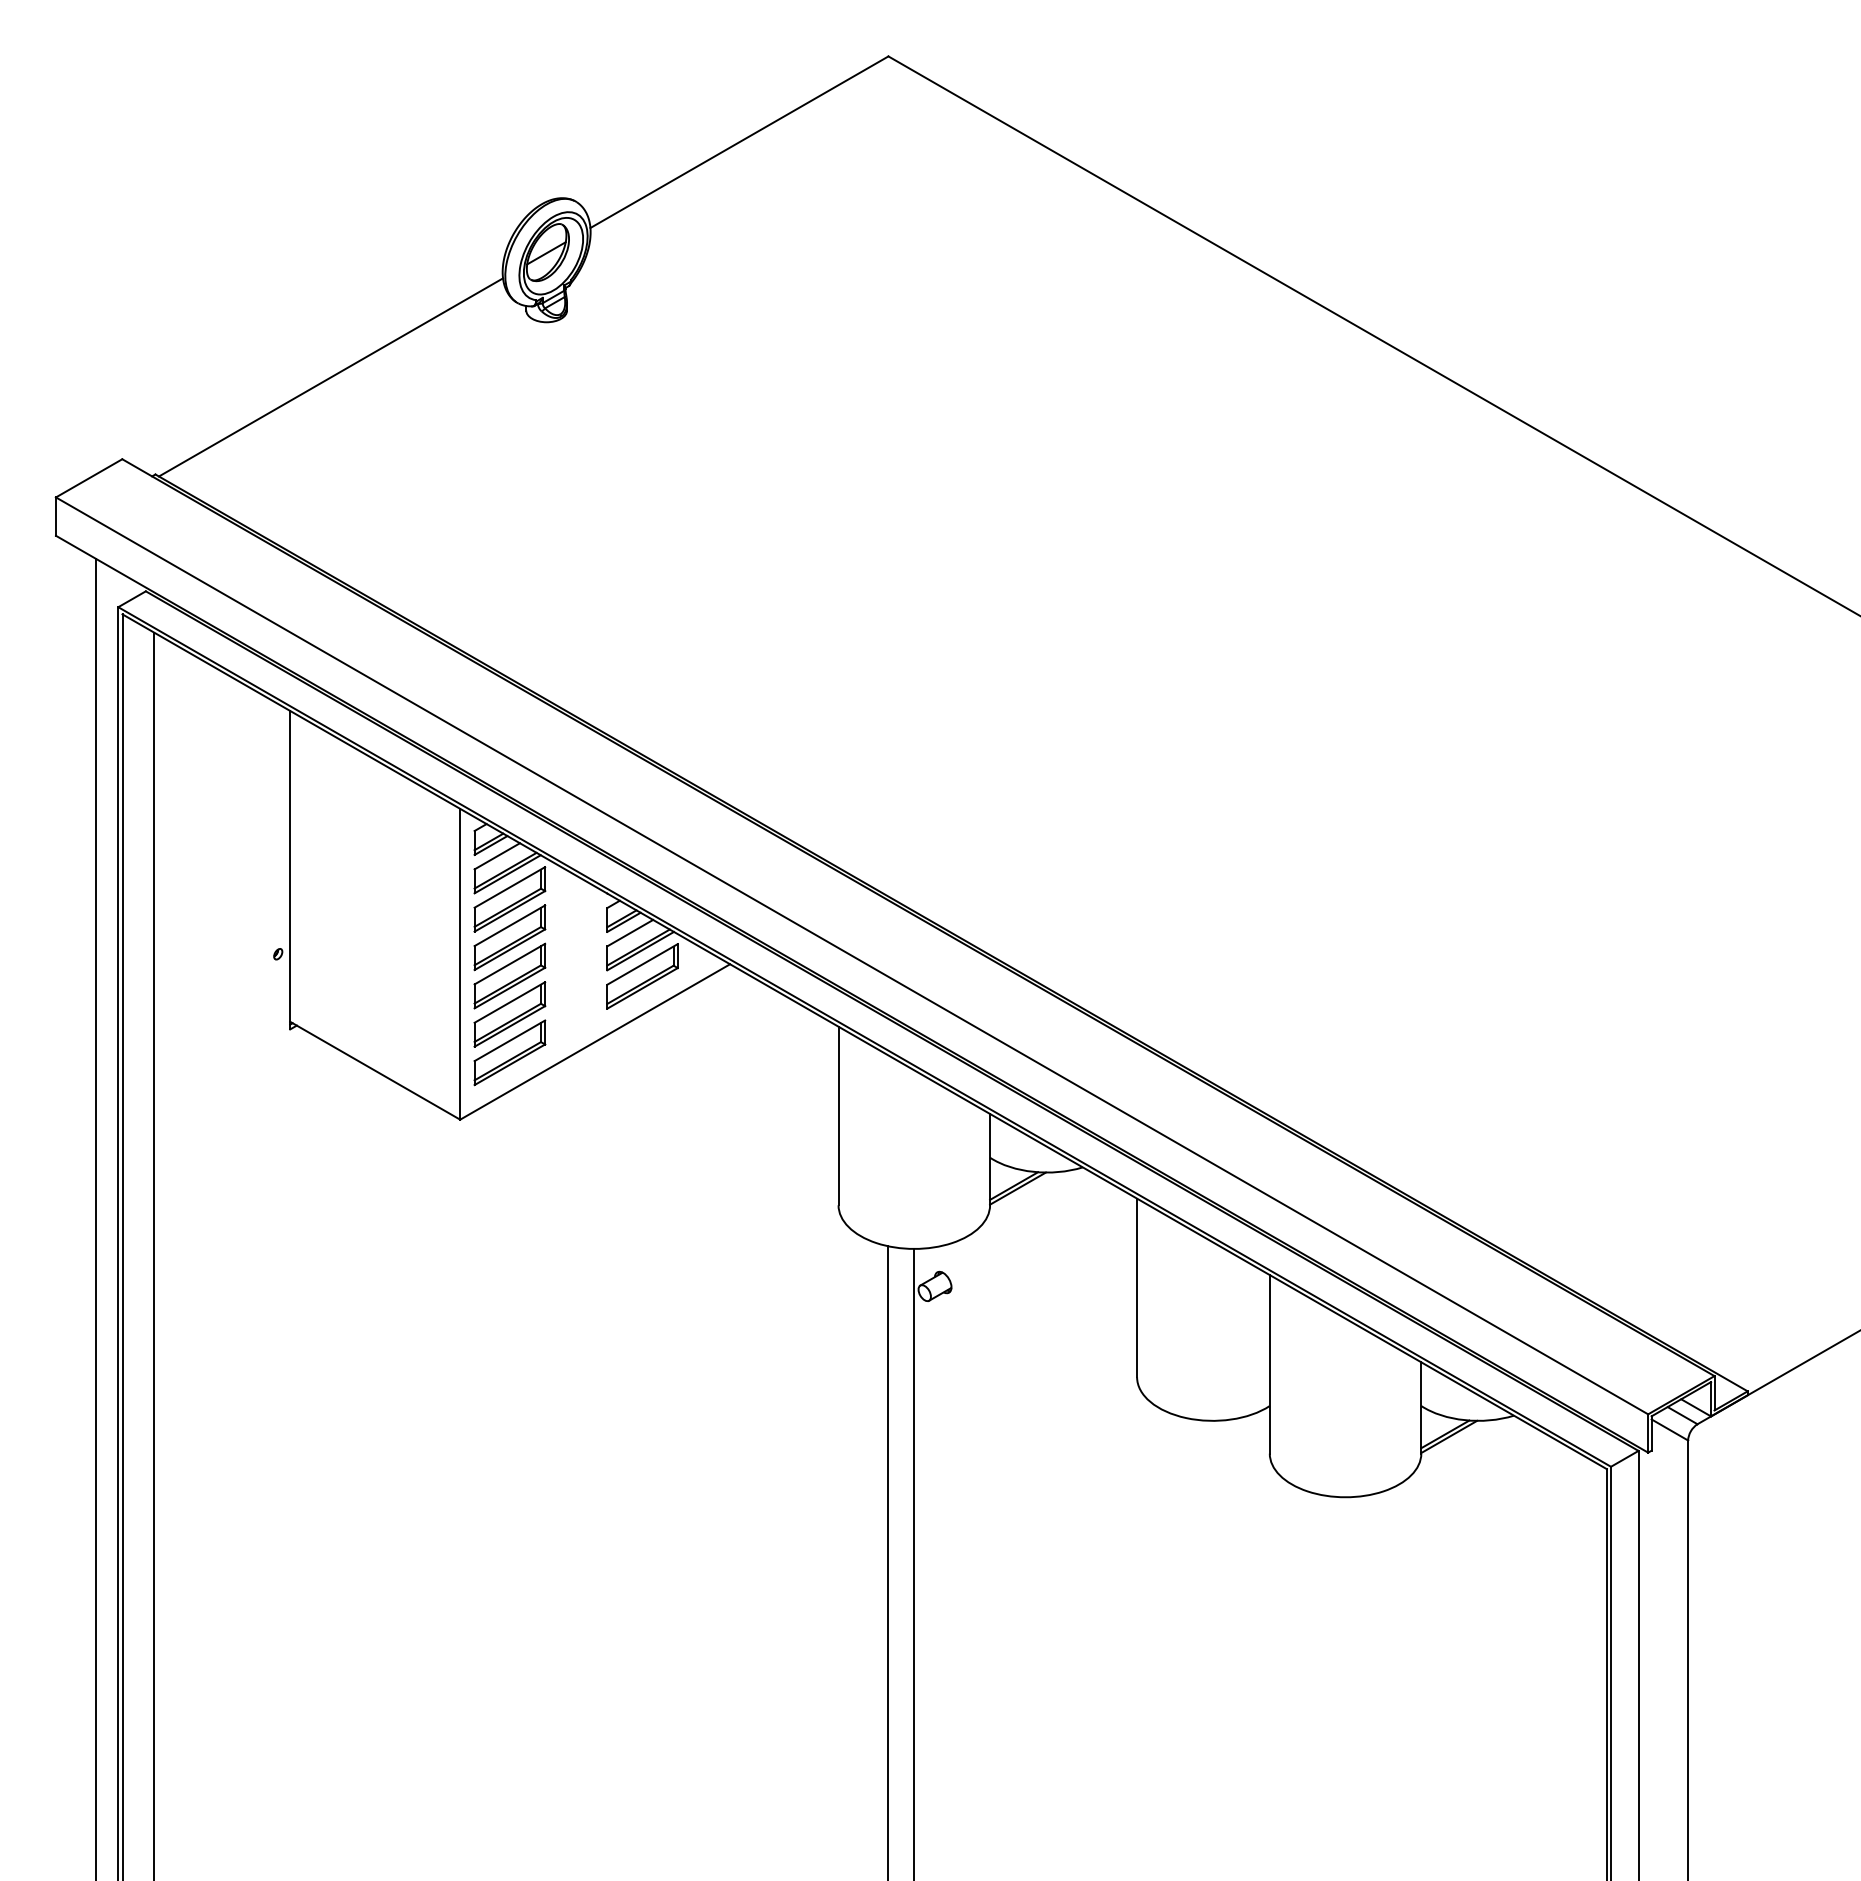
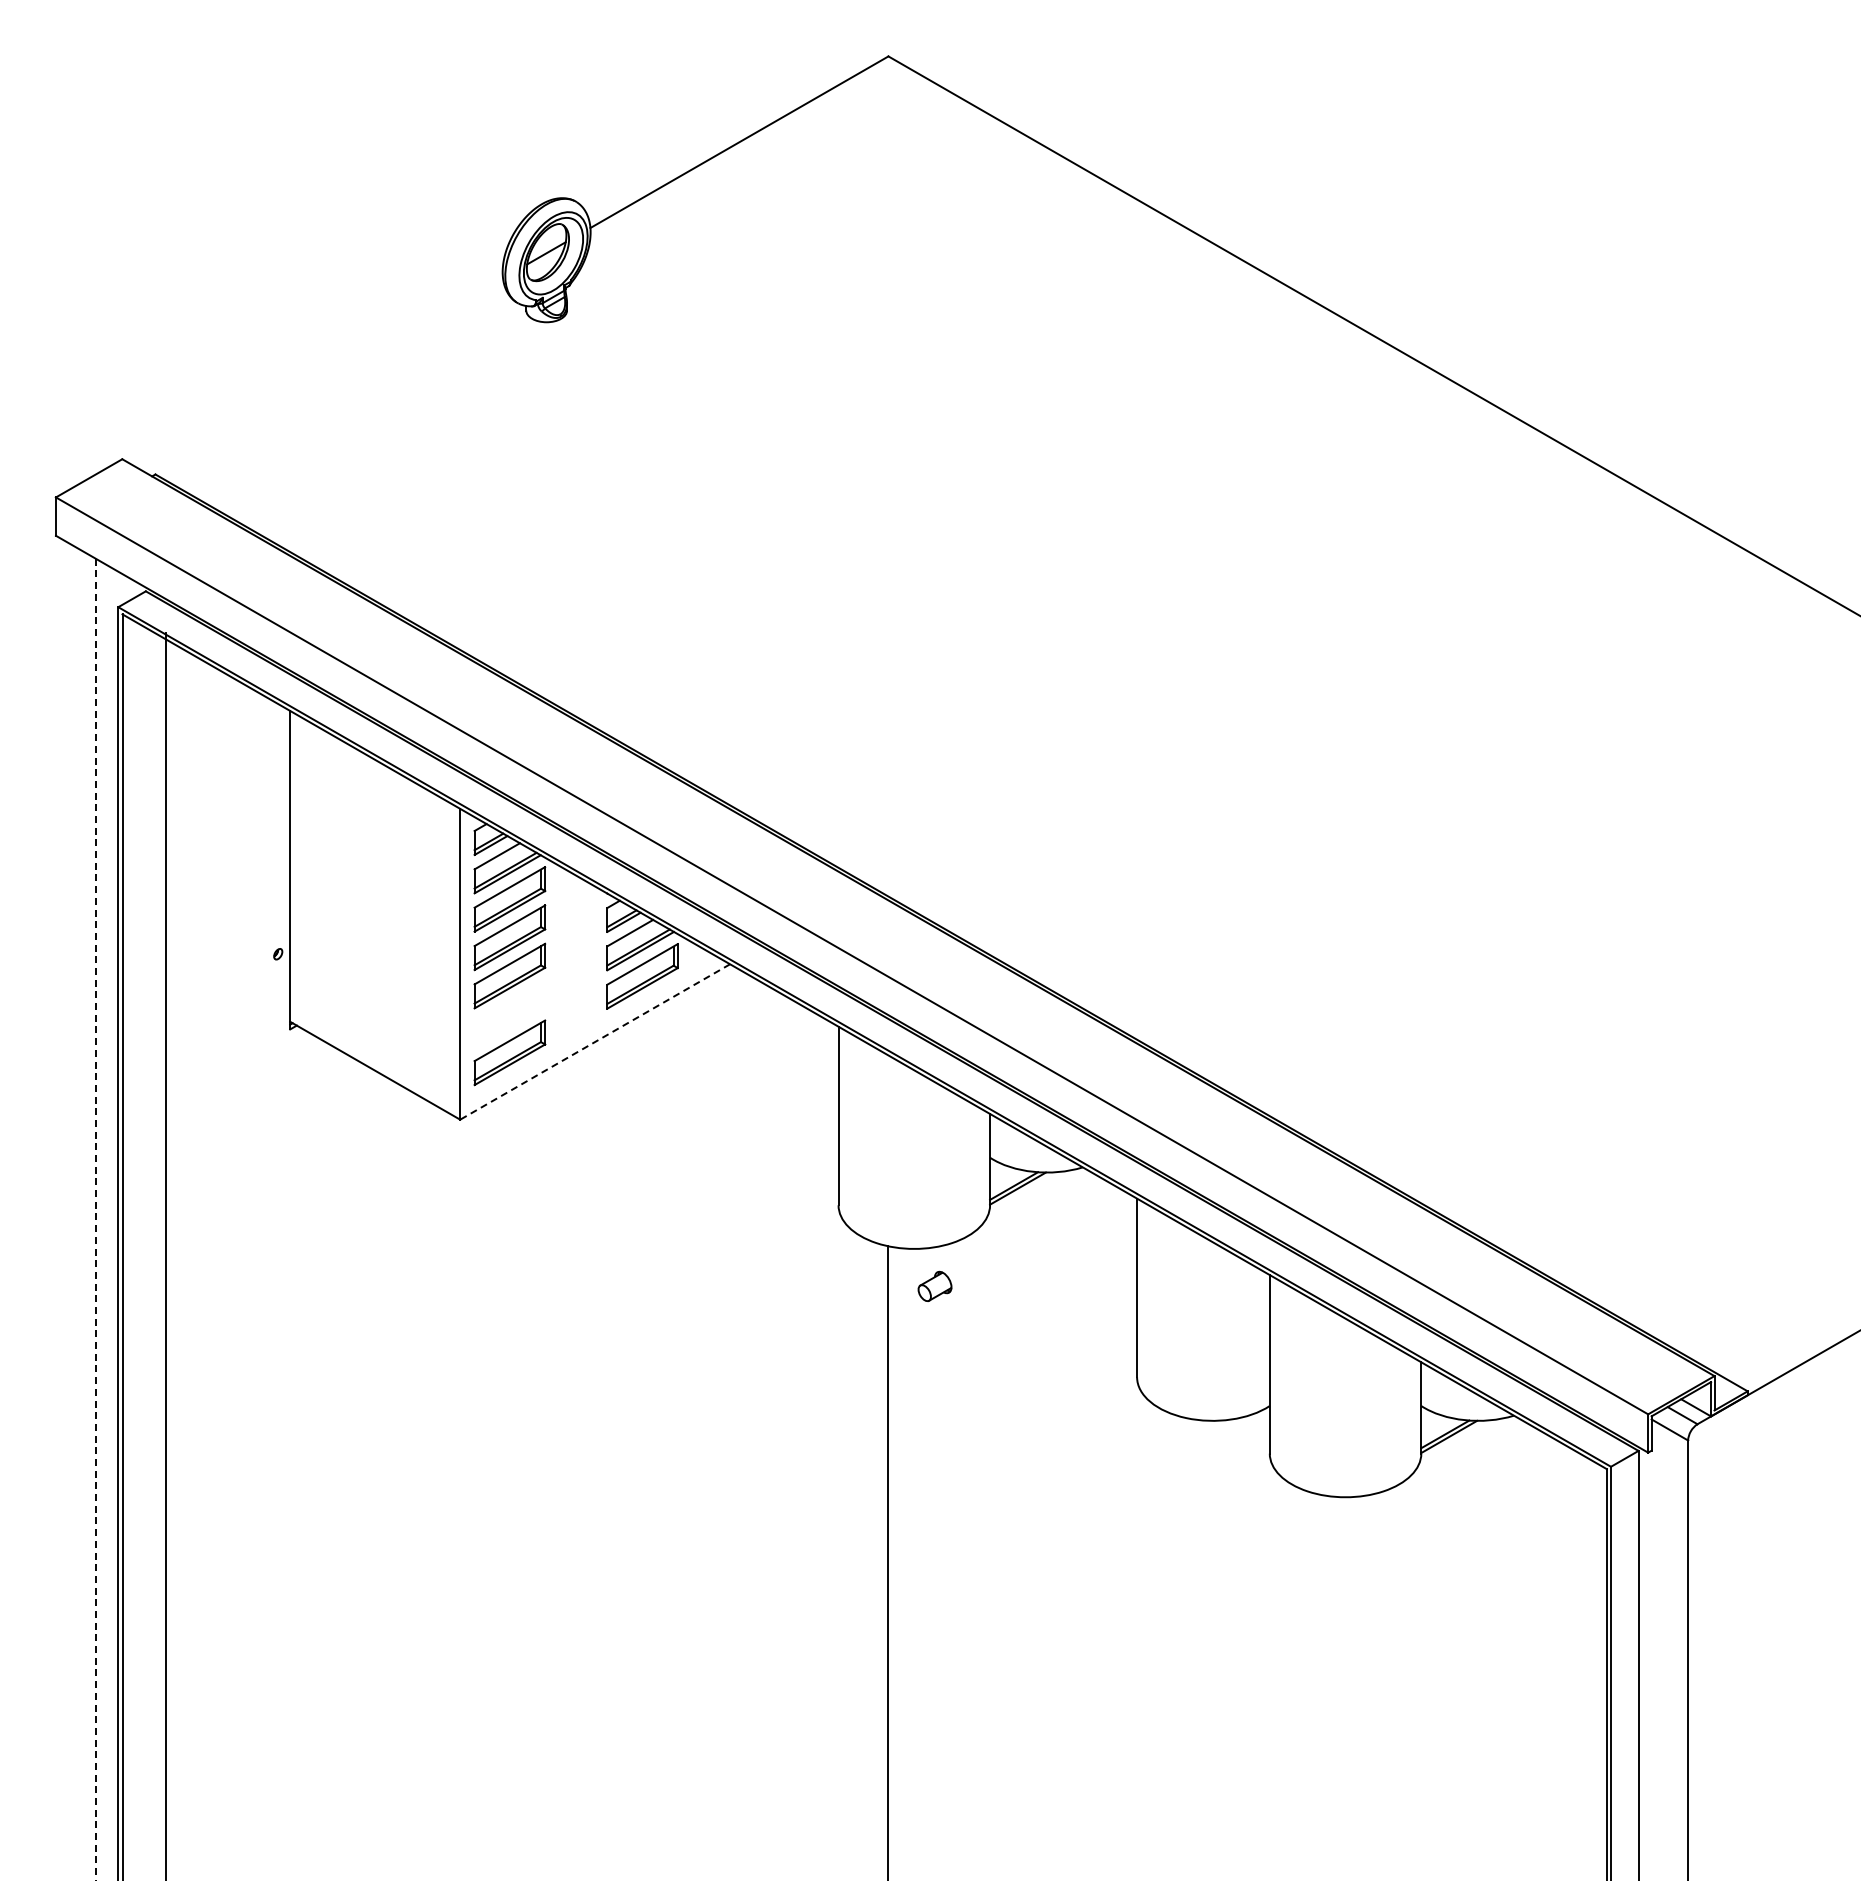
line: present -> none (330, 377)
part: present -> none (509, 1014)
line: solid -> dashed (595, 1041)
line: solid -> dashed (95, 1219)
line position: (154, 1254) -> (166, 1254) (166, 1254)
line: present -> none (914, 1562)
